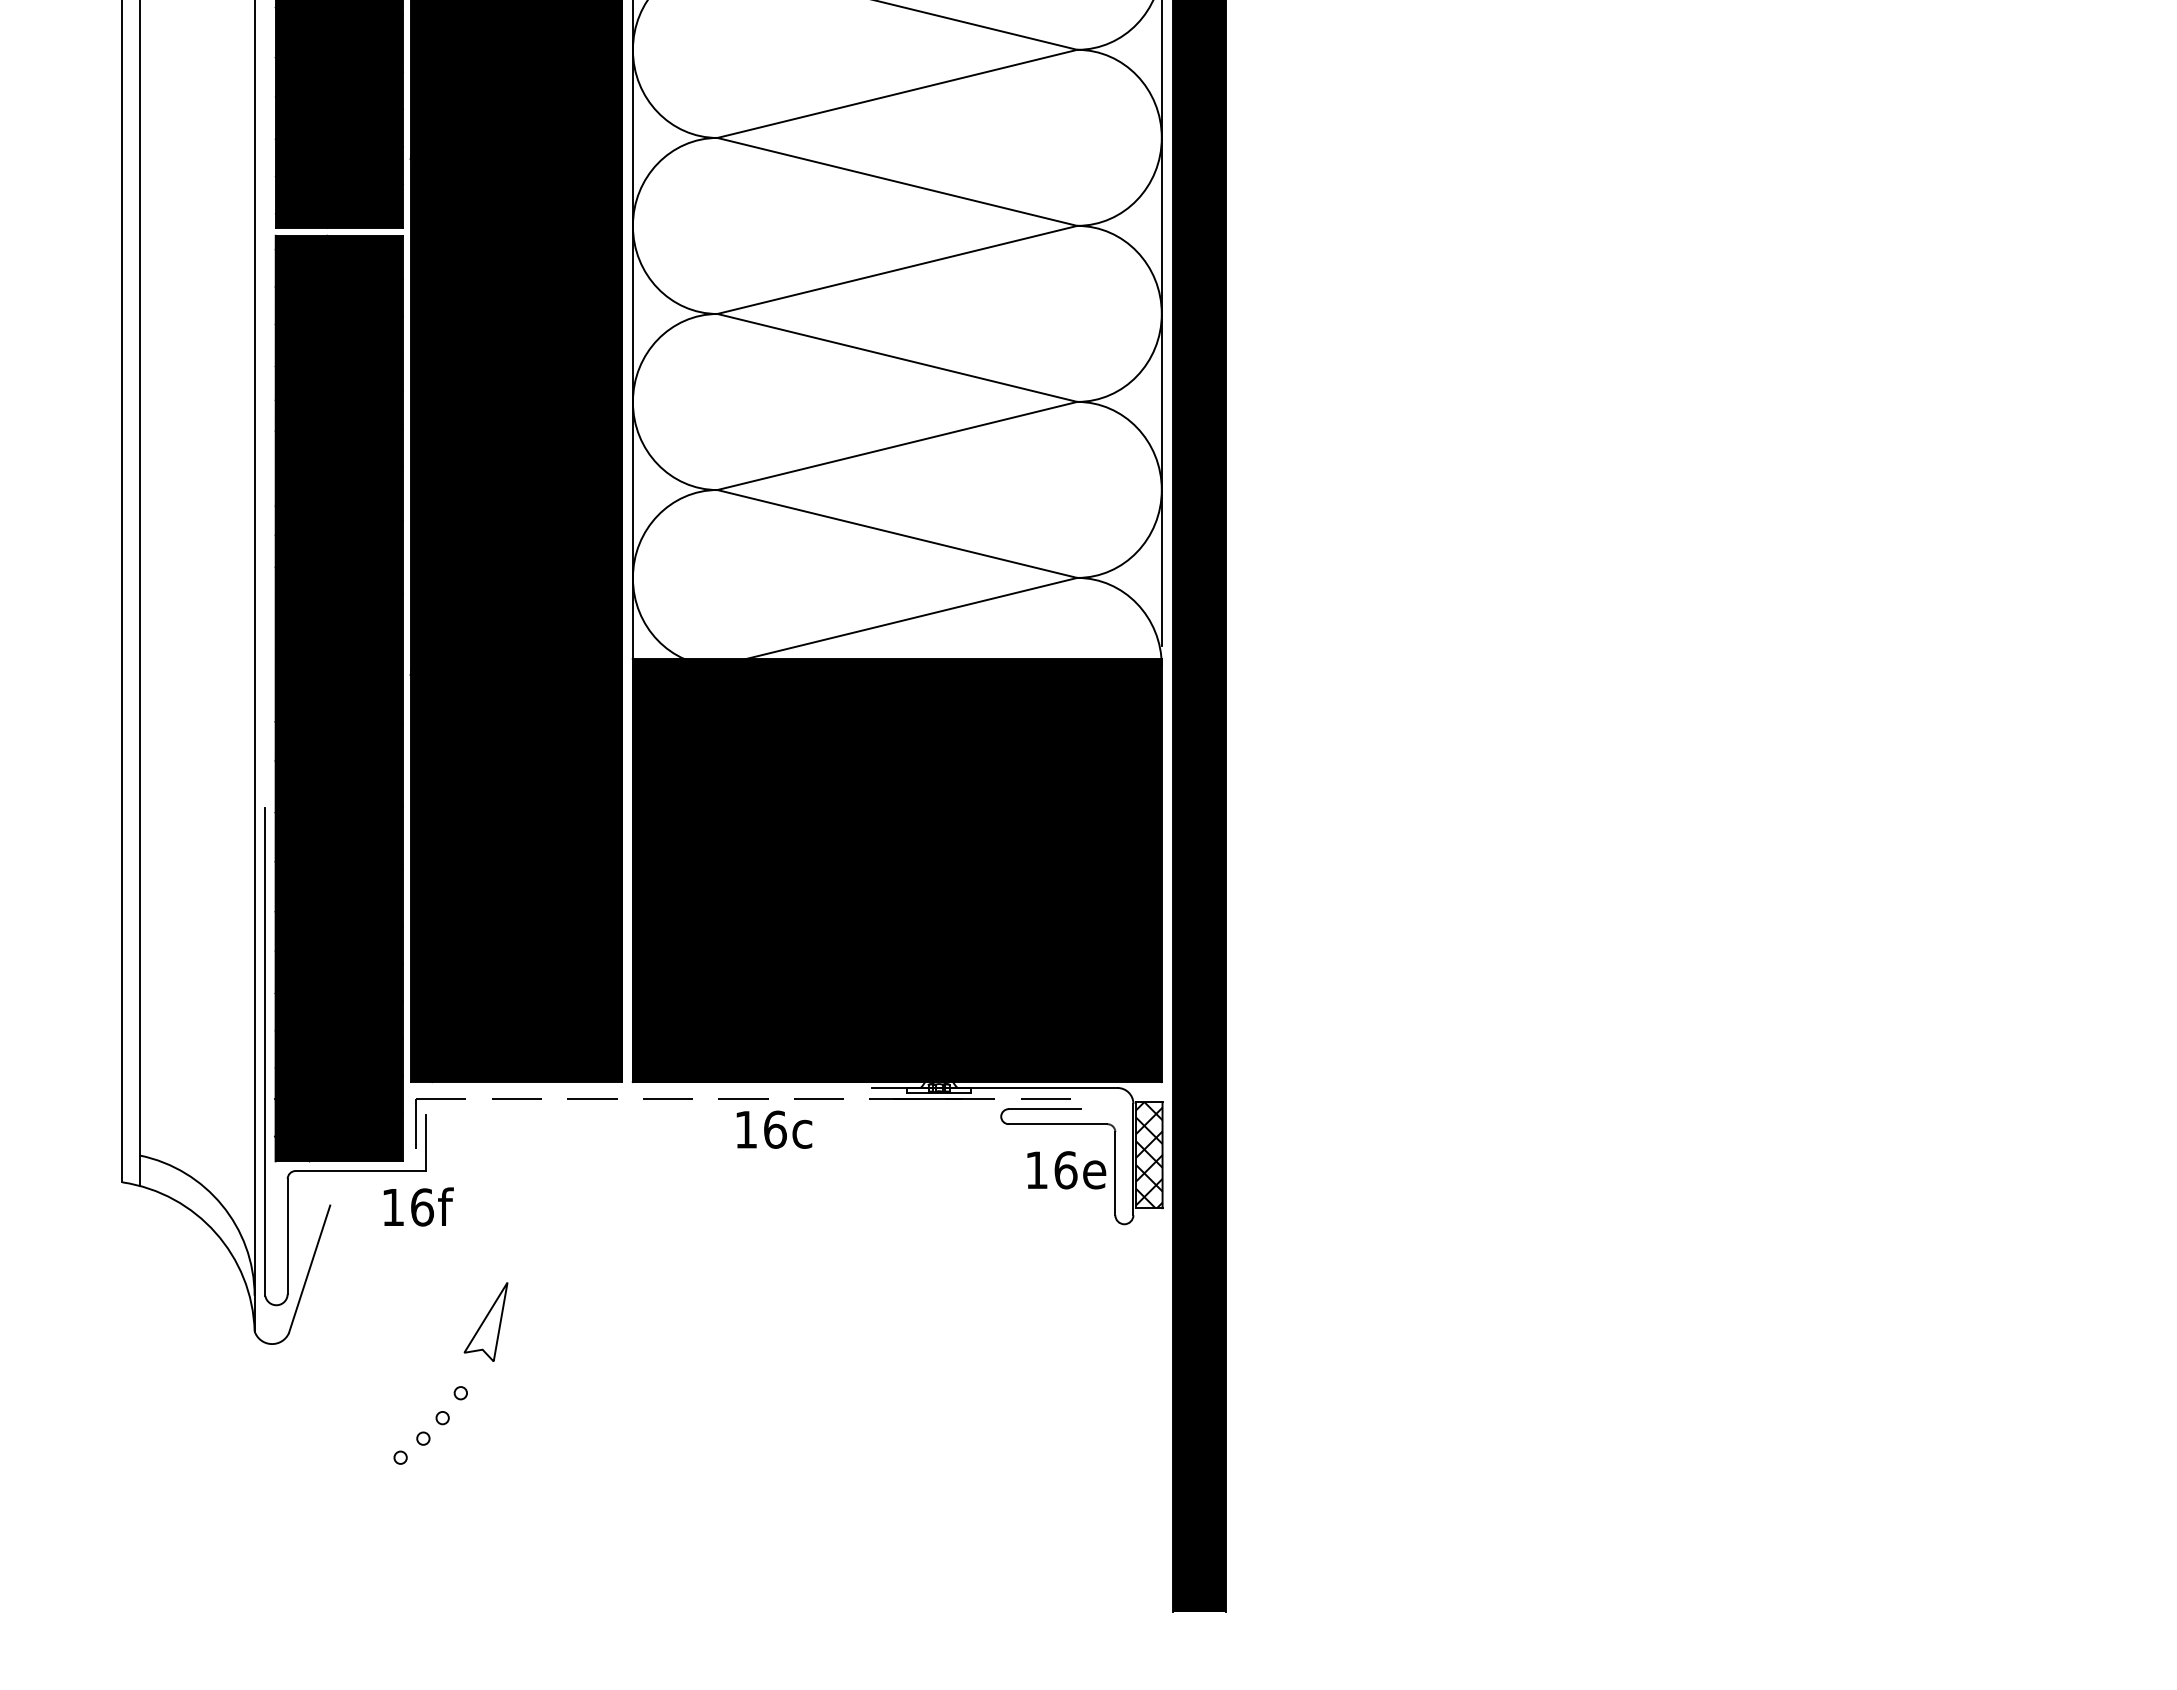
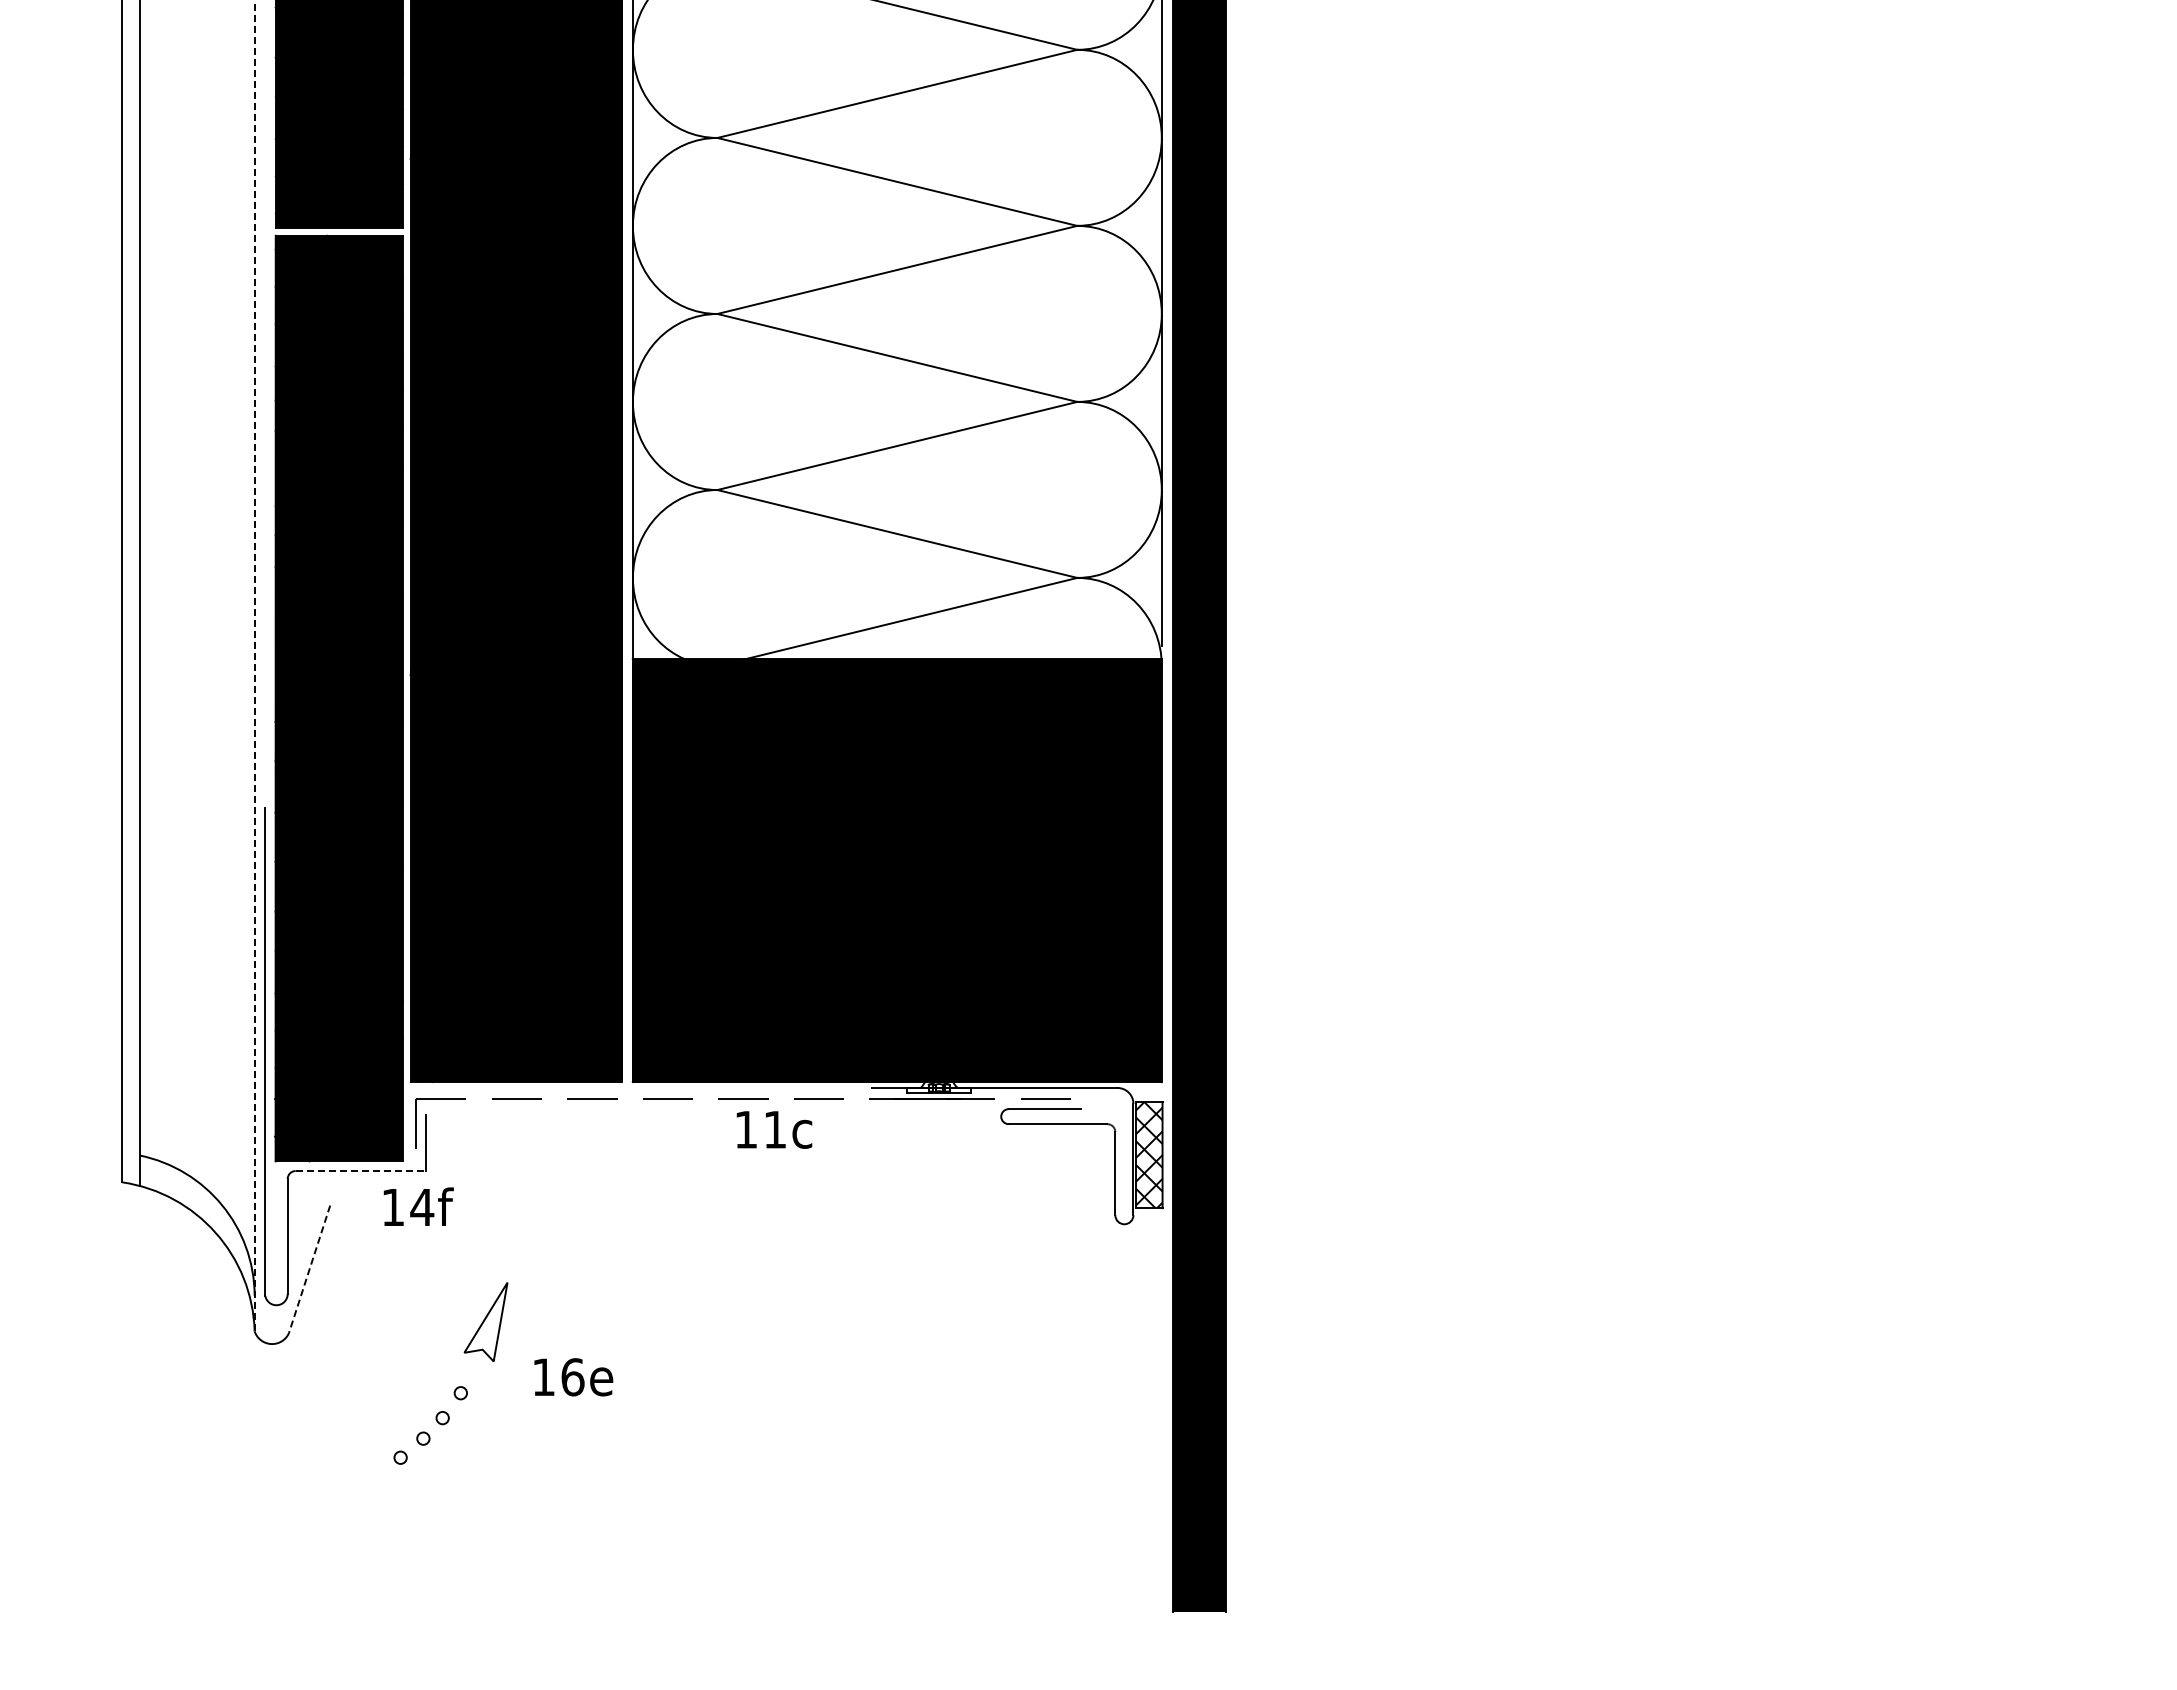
line: solid -> dashed (254, 665)
text: 16c -> 11c (775, 1129)
text position: (1066, 1170) -> (573, 1377) (573, 1377)
line: solid -> dashed (361, 1171)
text: 16f -> 14f (422, 1207)
line: solid -> dashed (309, 1269)
